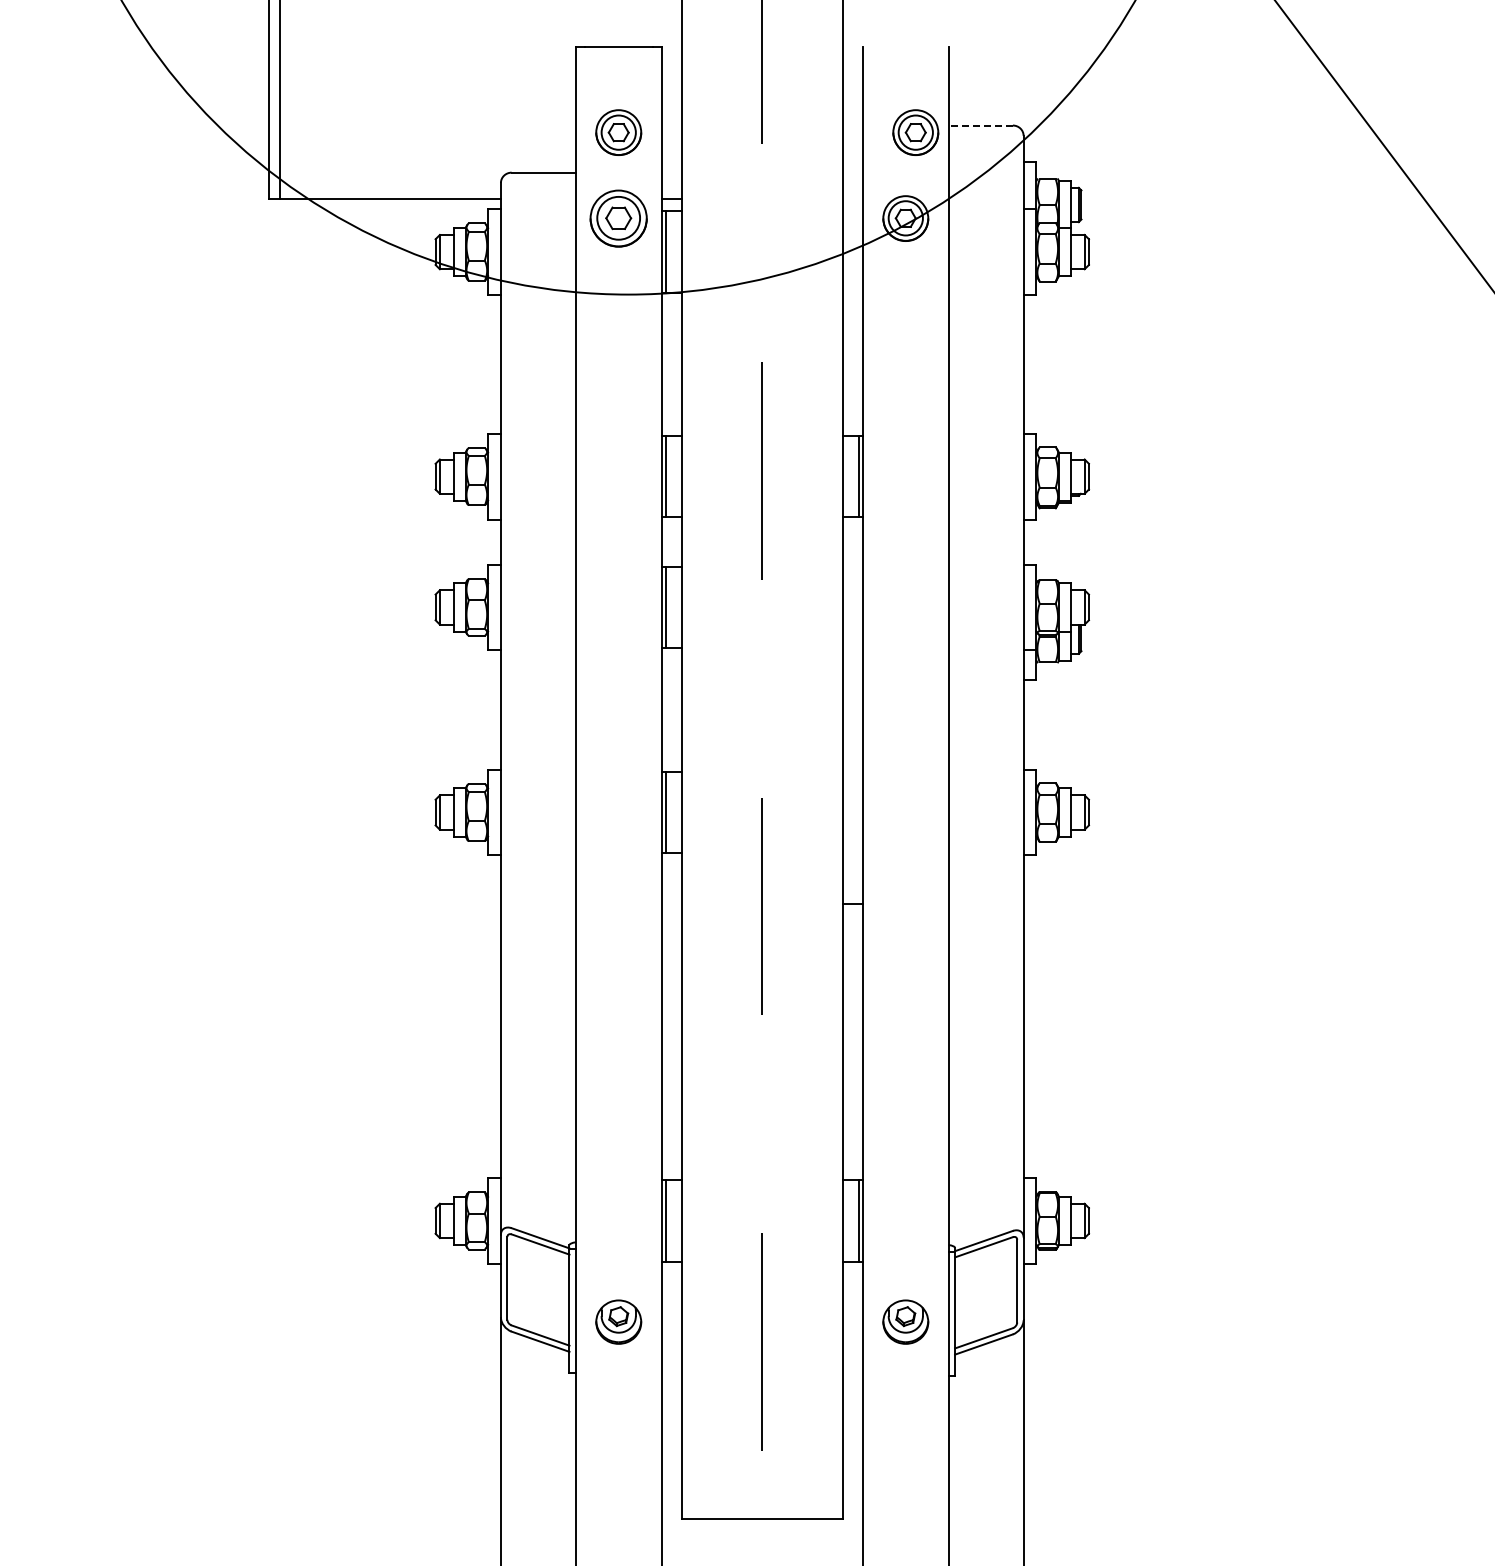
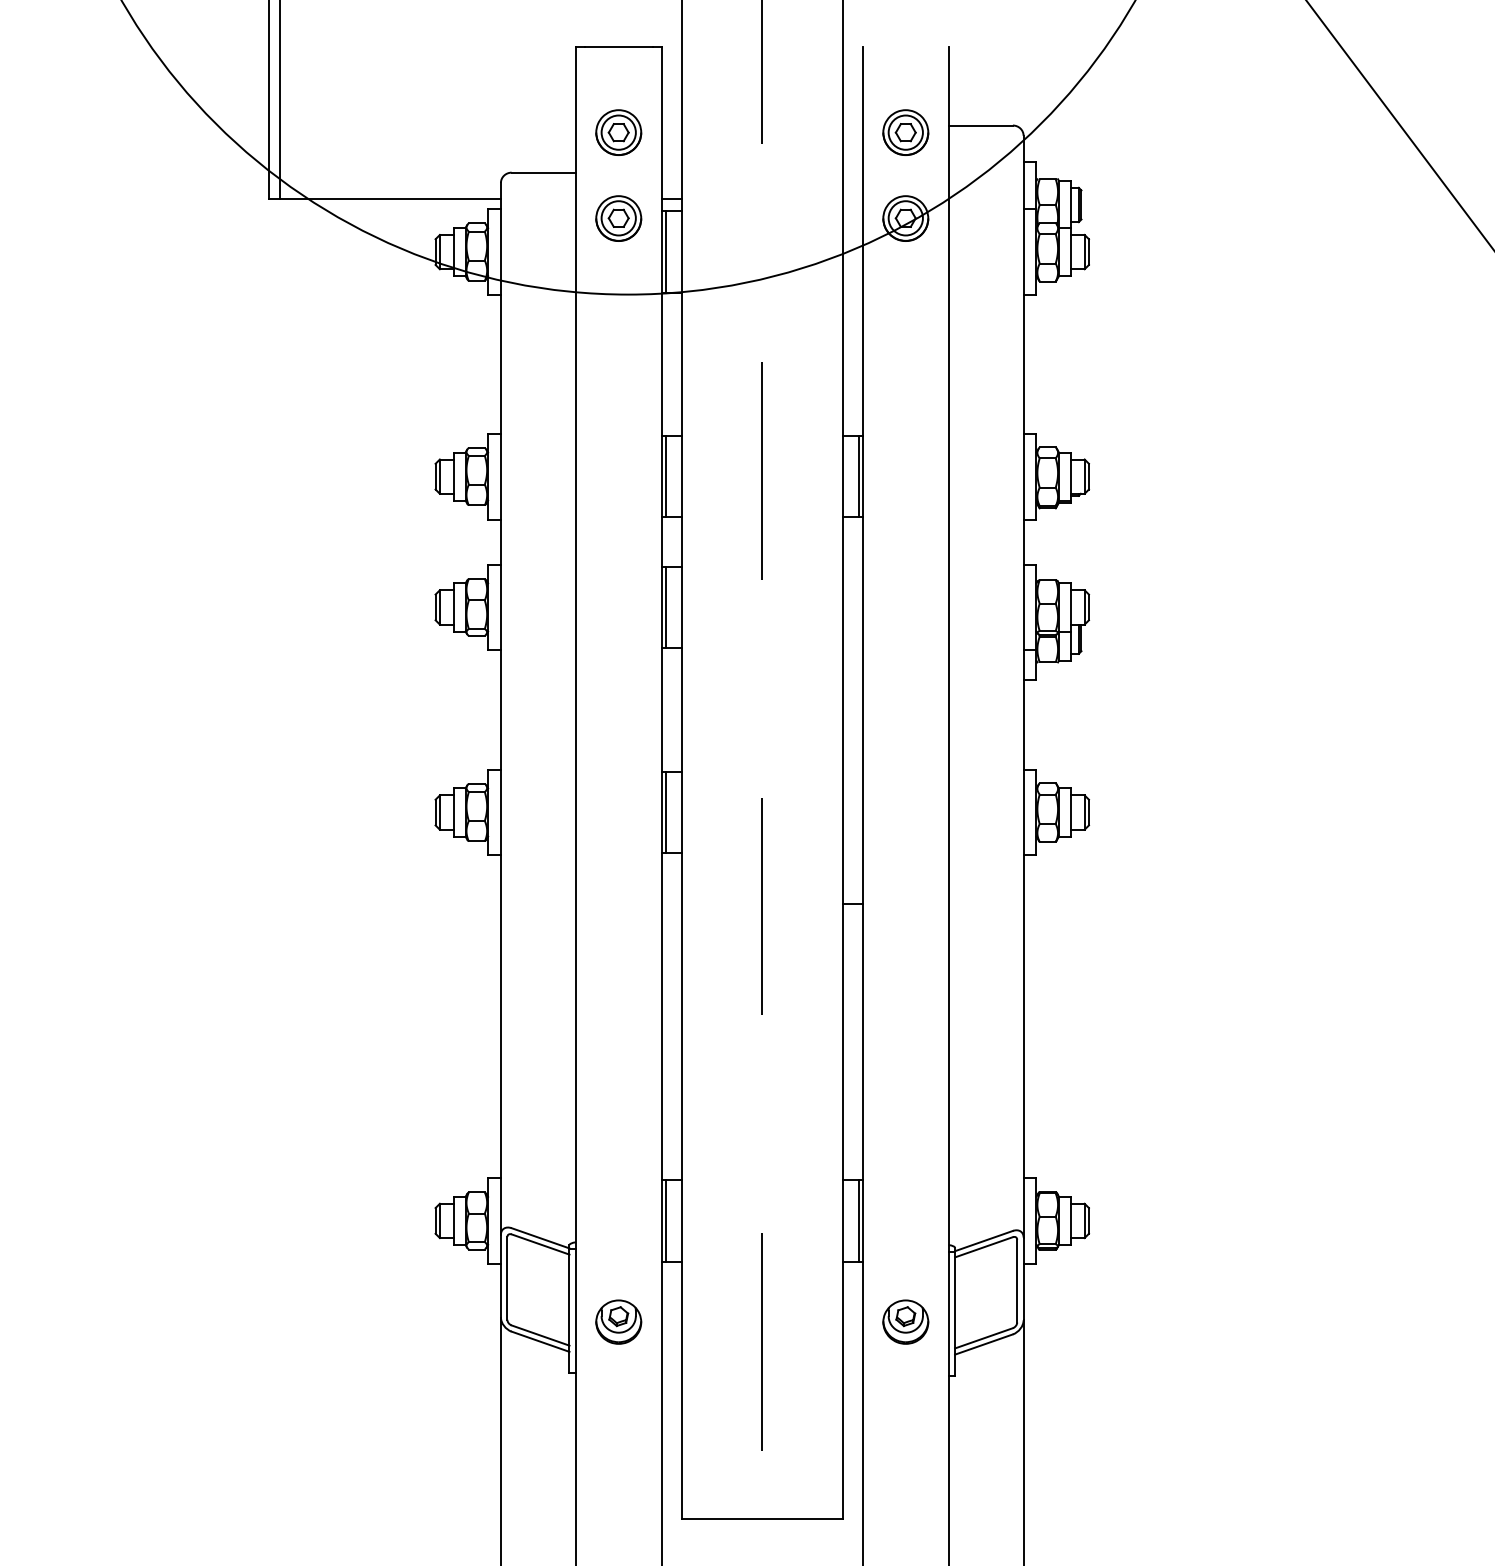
line: dashed -> solid (980, 125)
part position: (915, 132) -> (905, 132) (905, 132)
line position: (1383, 145) -> (1399, 124) (1399, 124)
part size: 59x59 px -> 48x47 px (618, 218)
